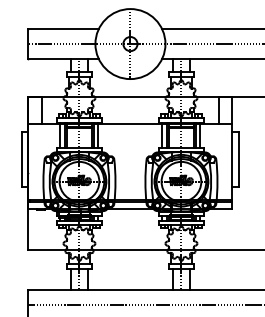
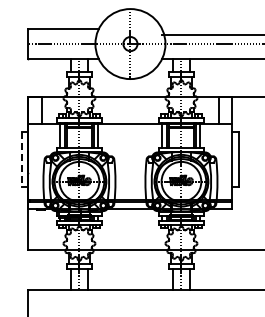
line position: (211, 28) -> (211, 34) (211, 34)
line: solid -> dashed (21, 160)
line: present -> none (144, 304)
